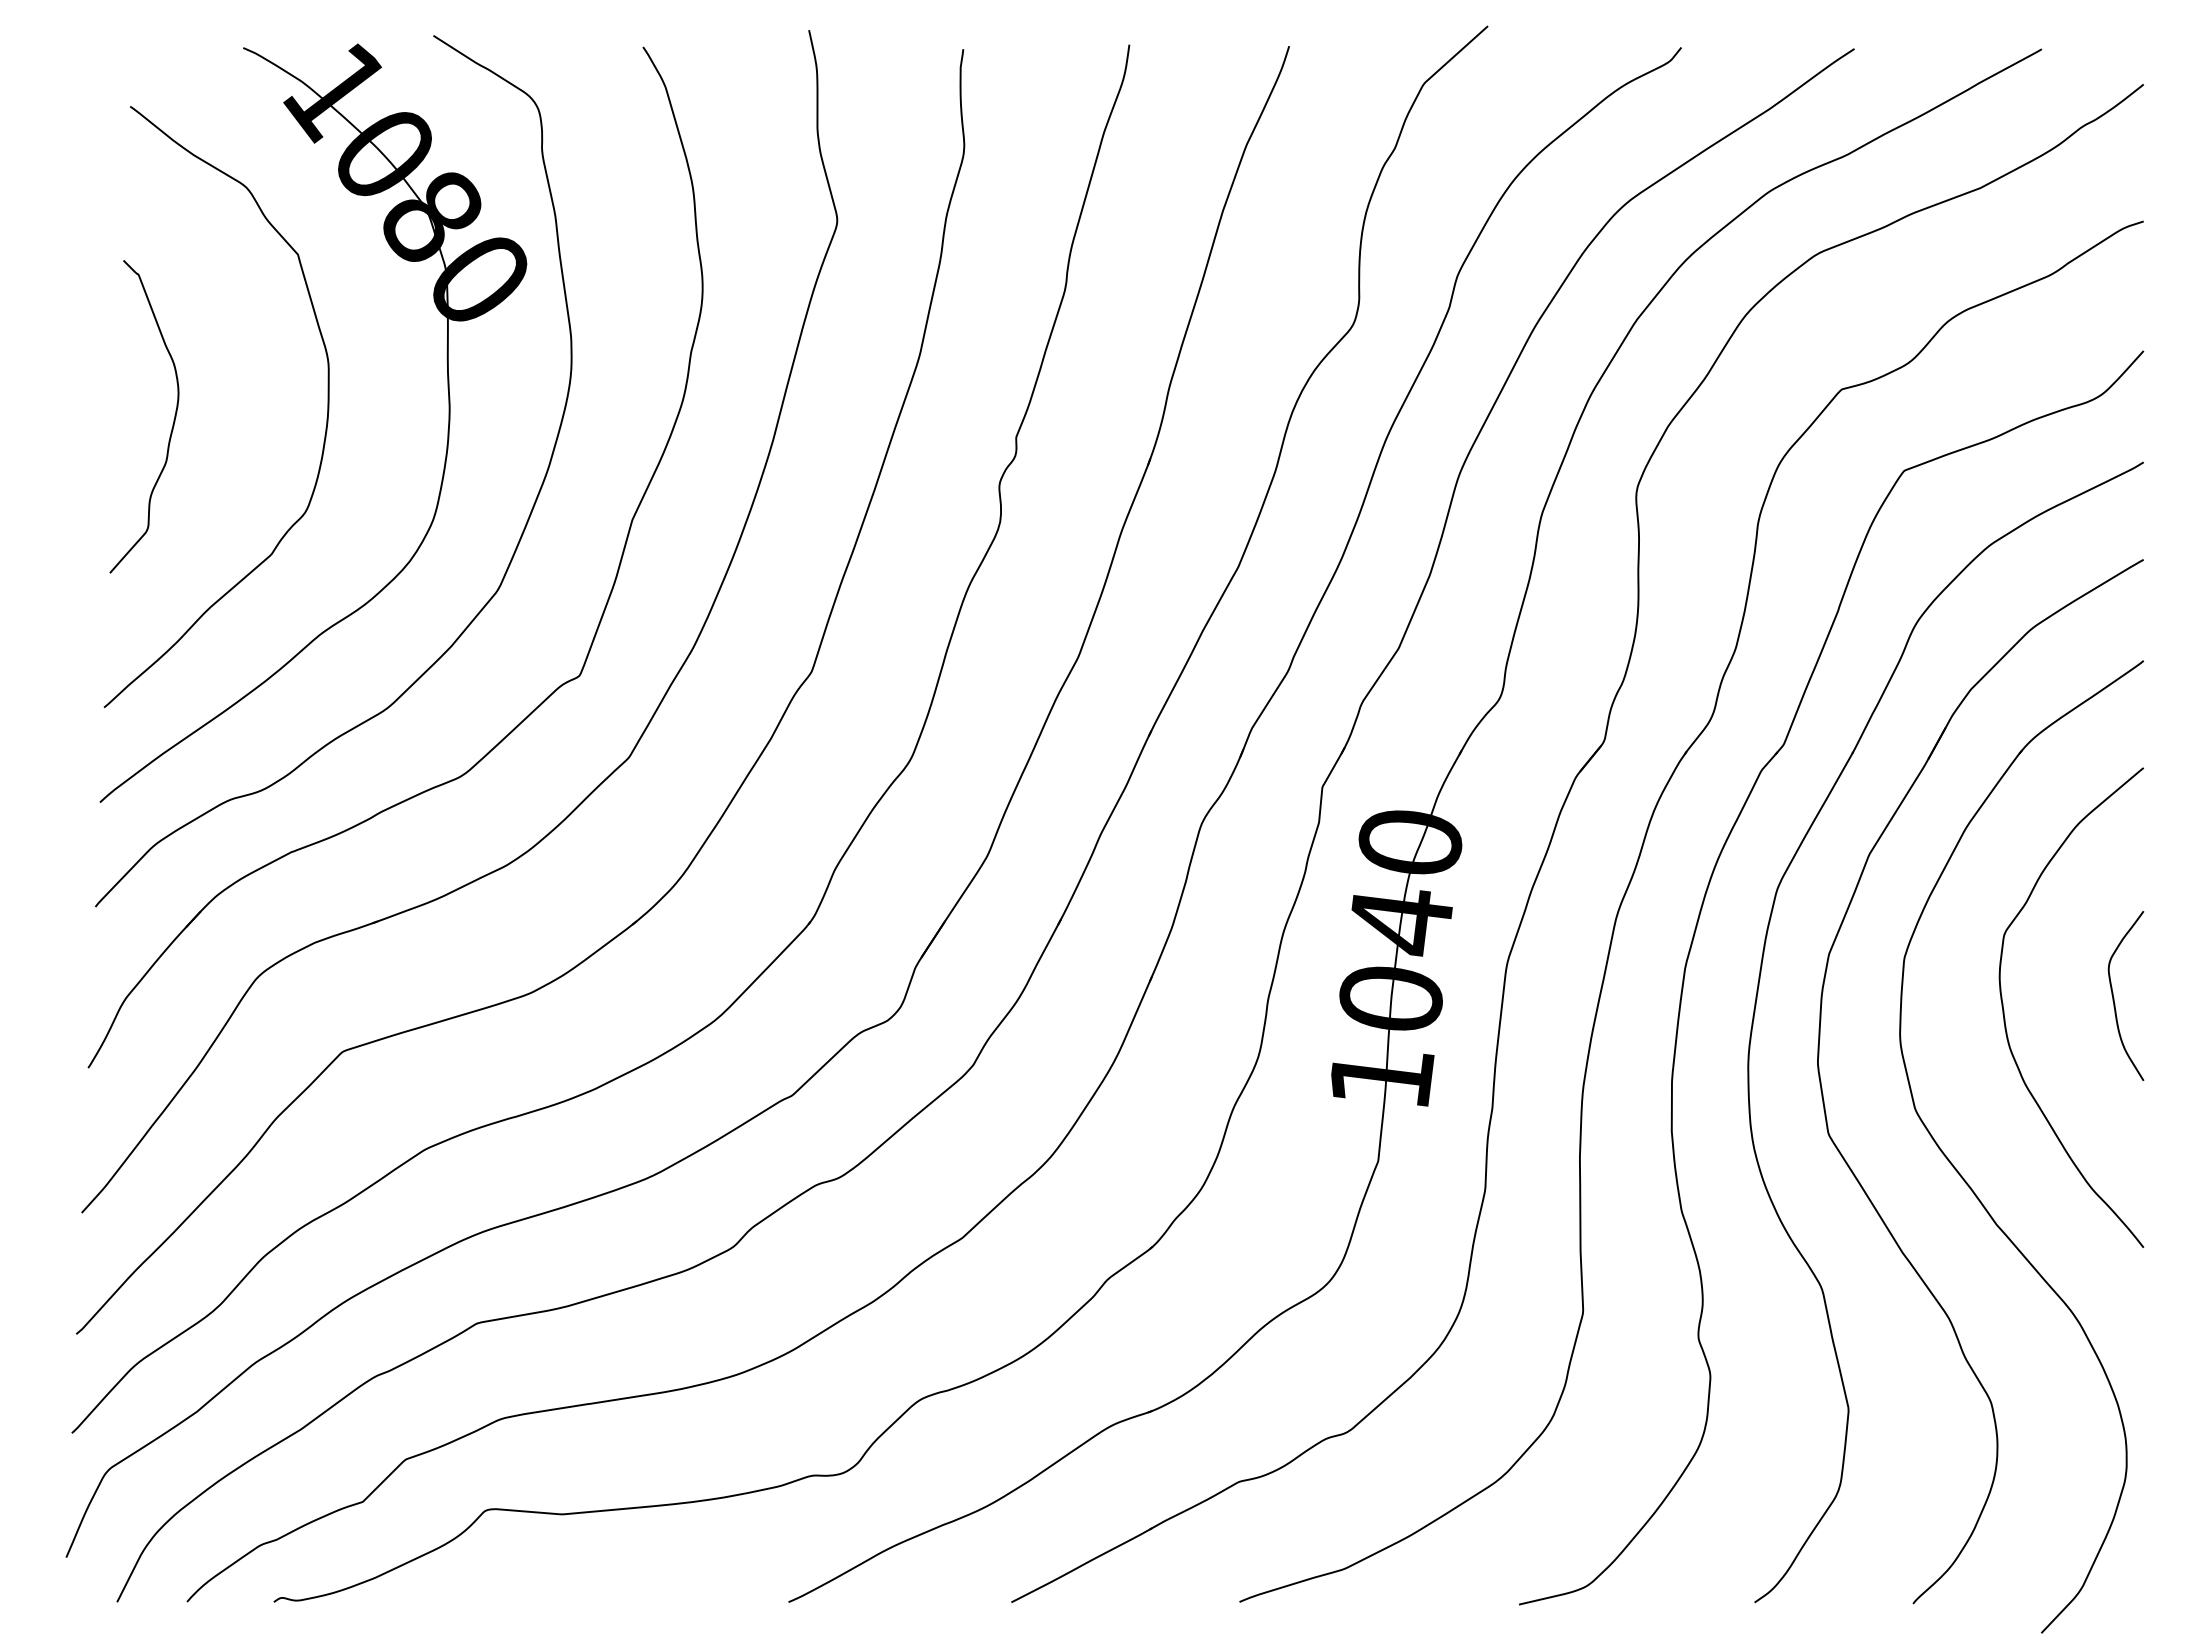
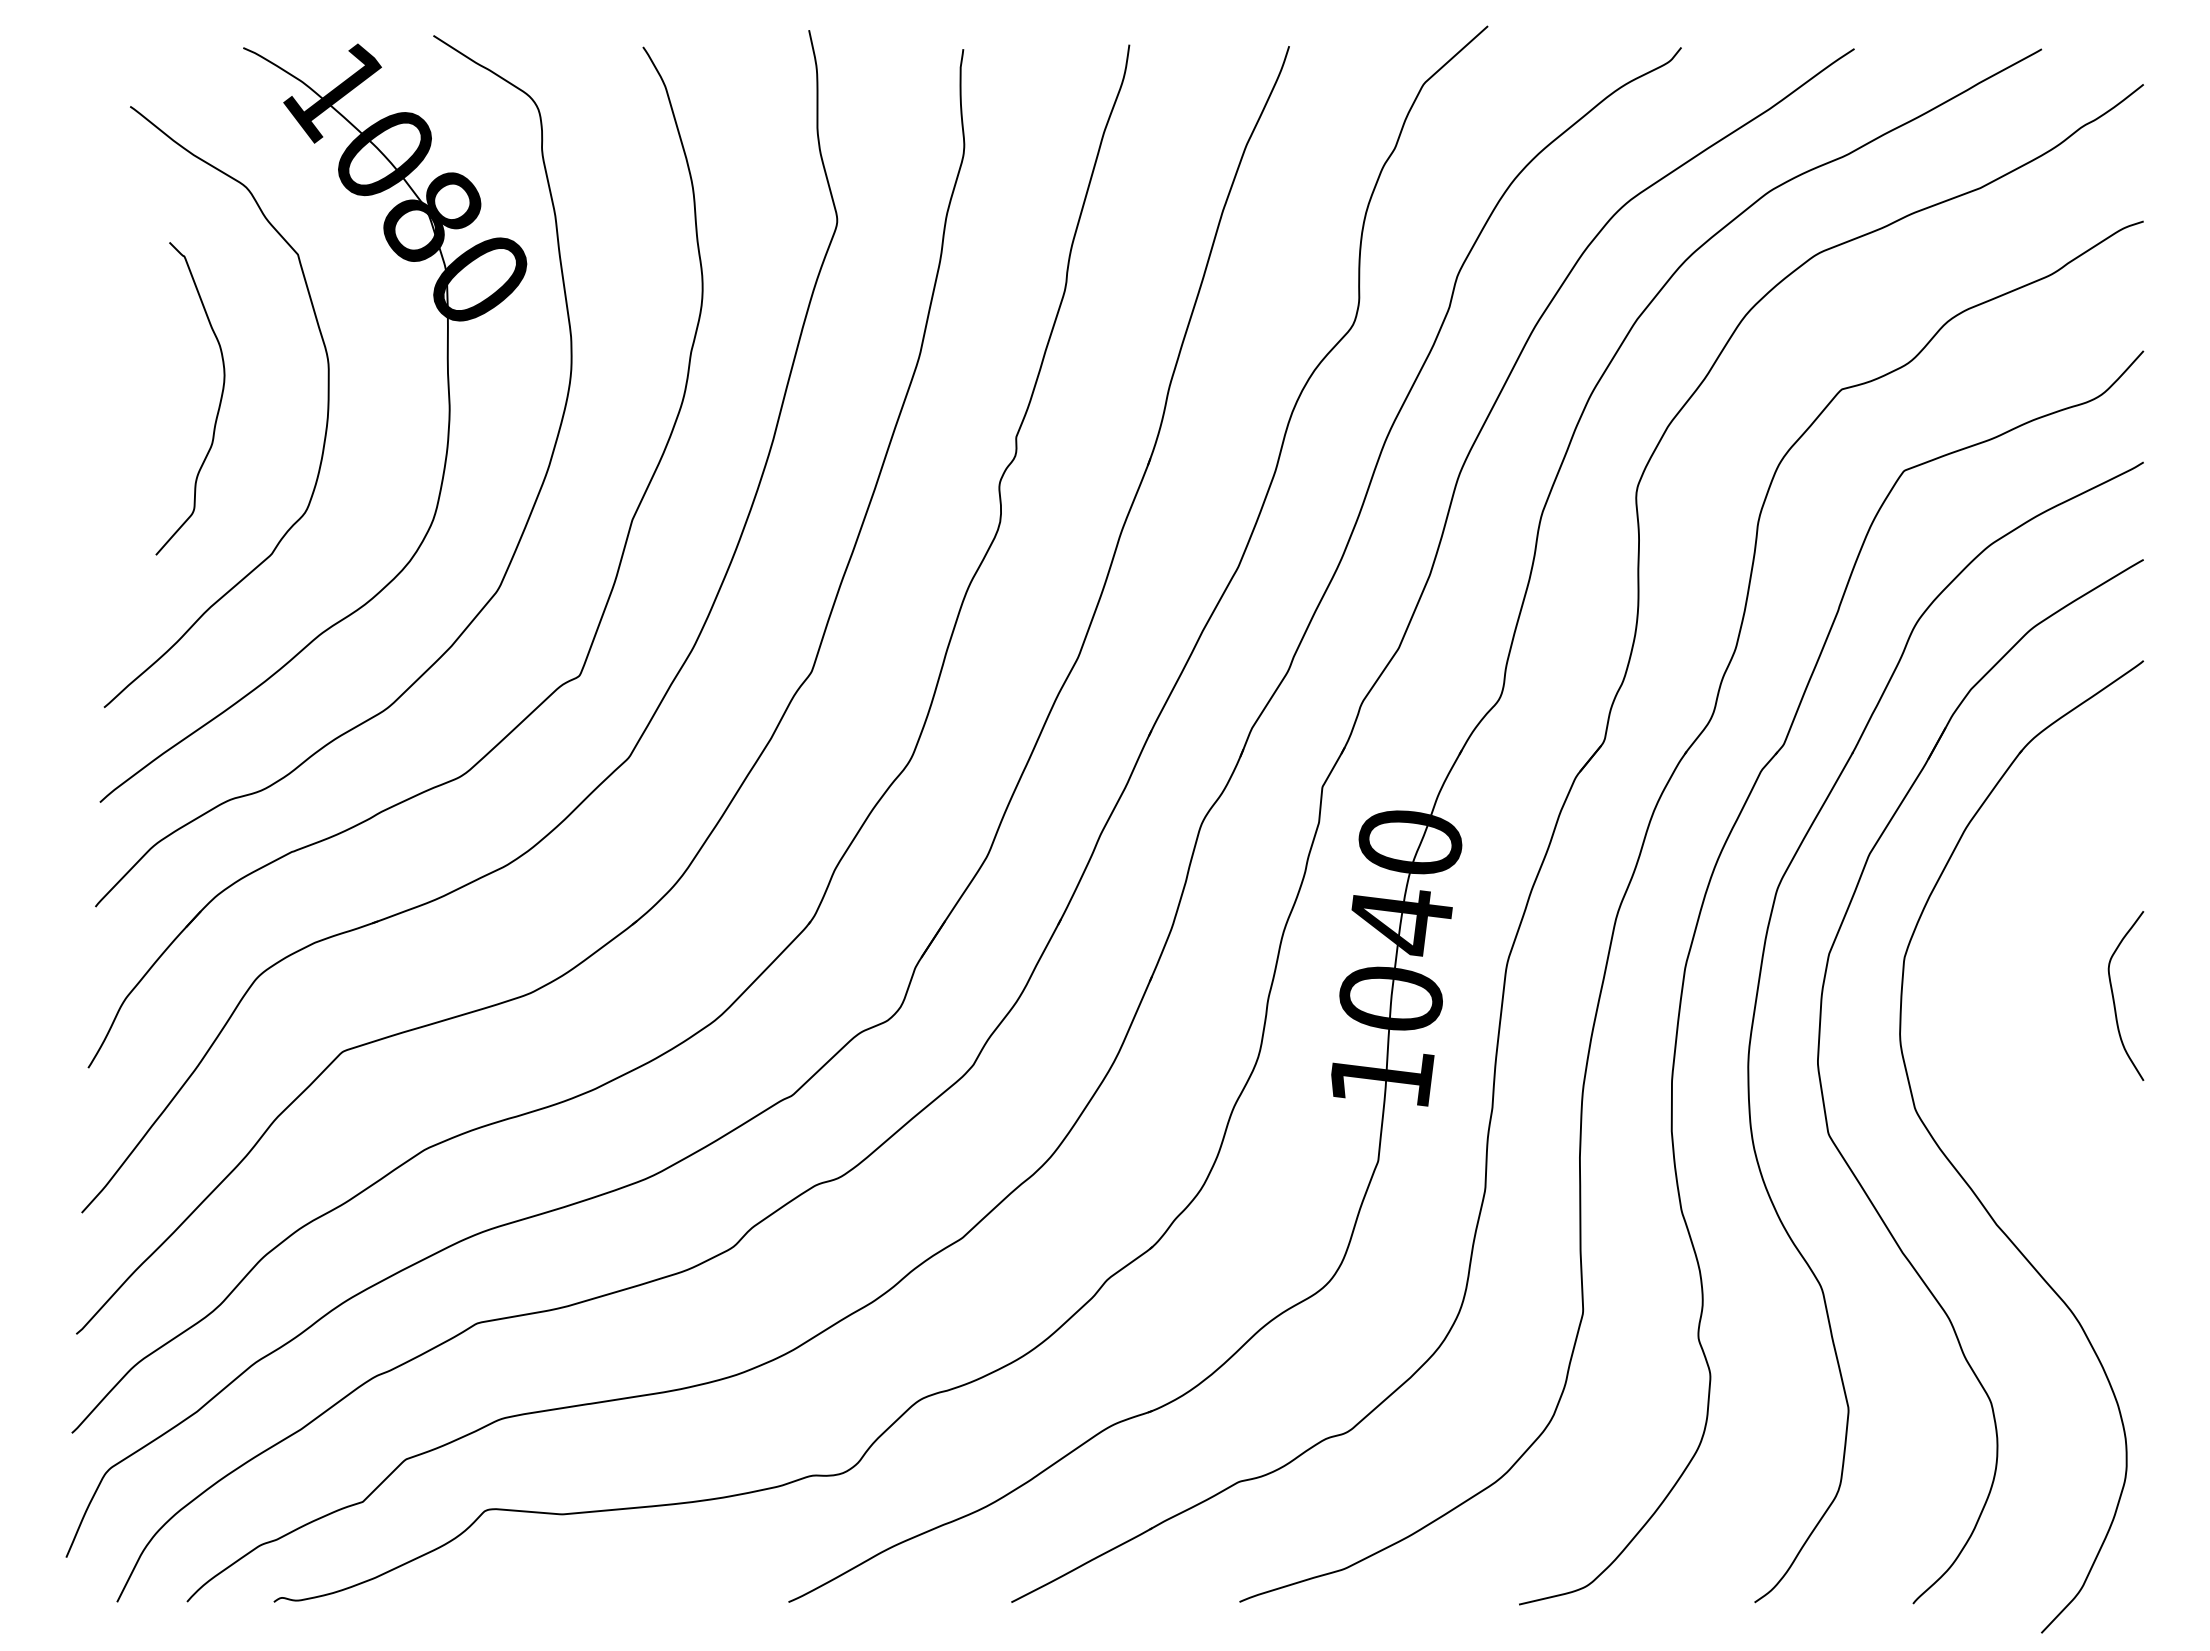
curve position: (172, 424) -> (218, 406) (218, 406)
curve: present -> none (2005, 1018)
